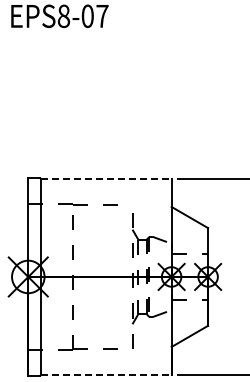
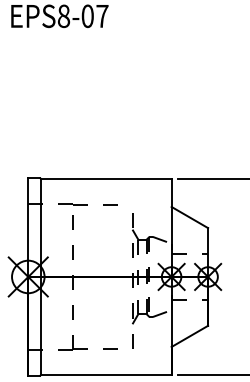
line: dashed -> solid (106, 179)
line: dashed -> solid (106, 374)
